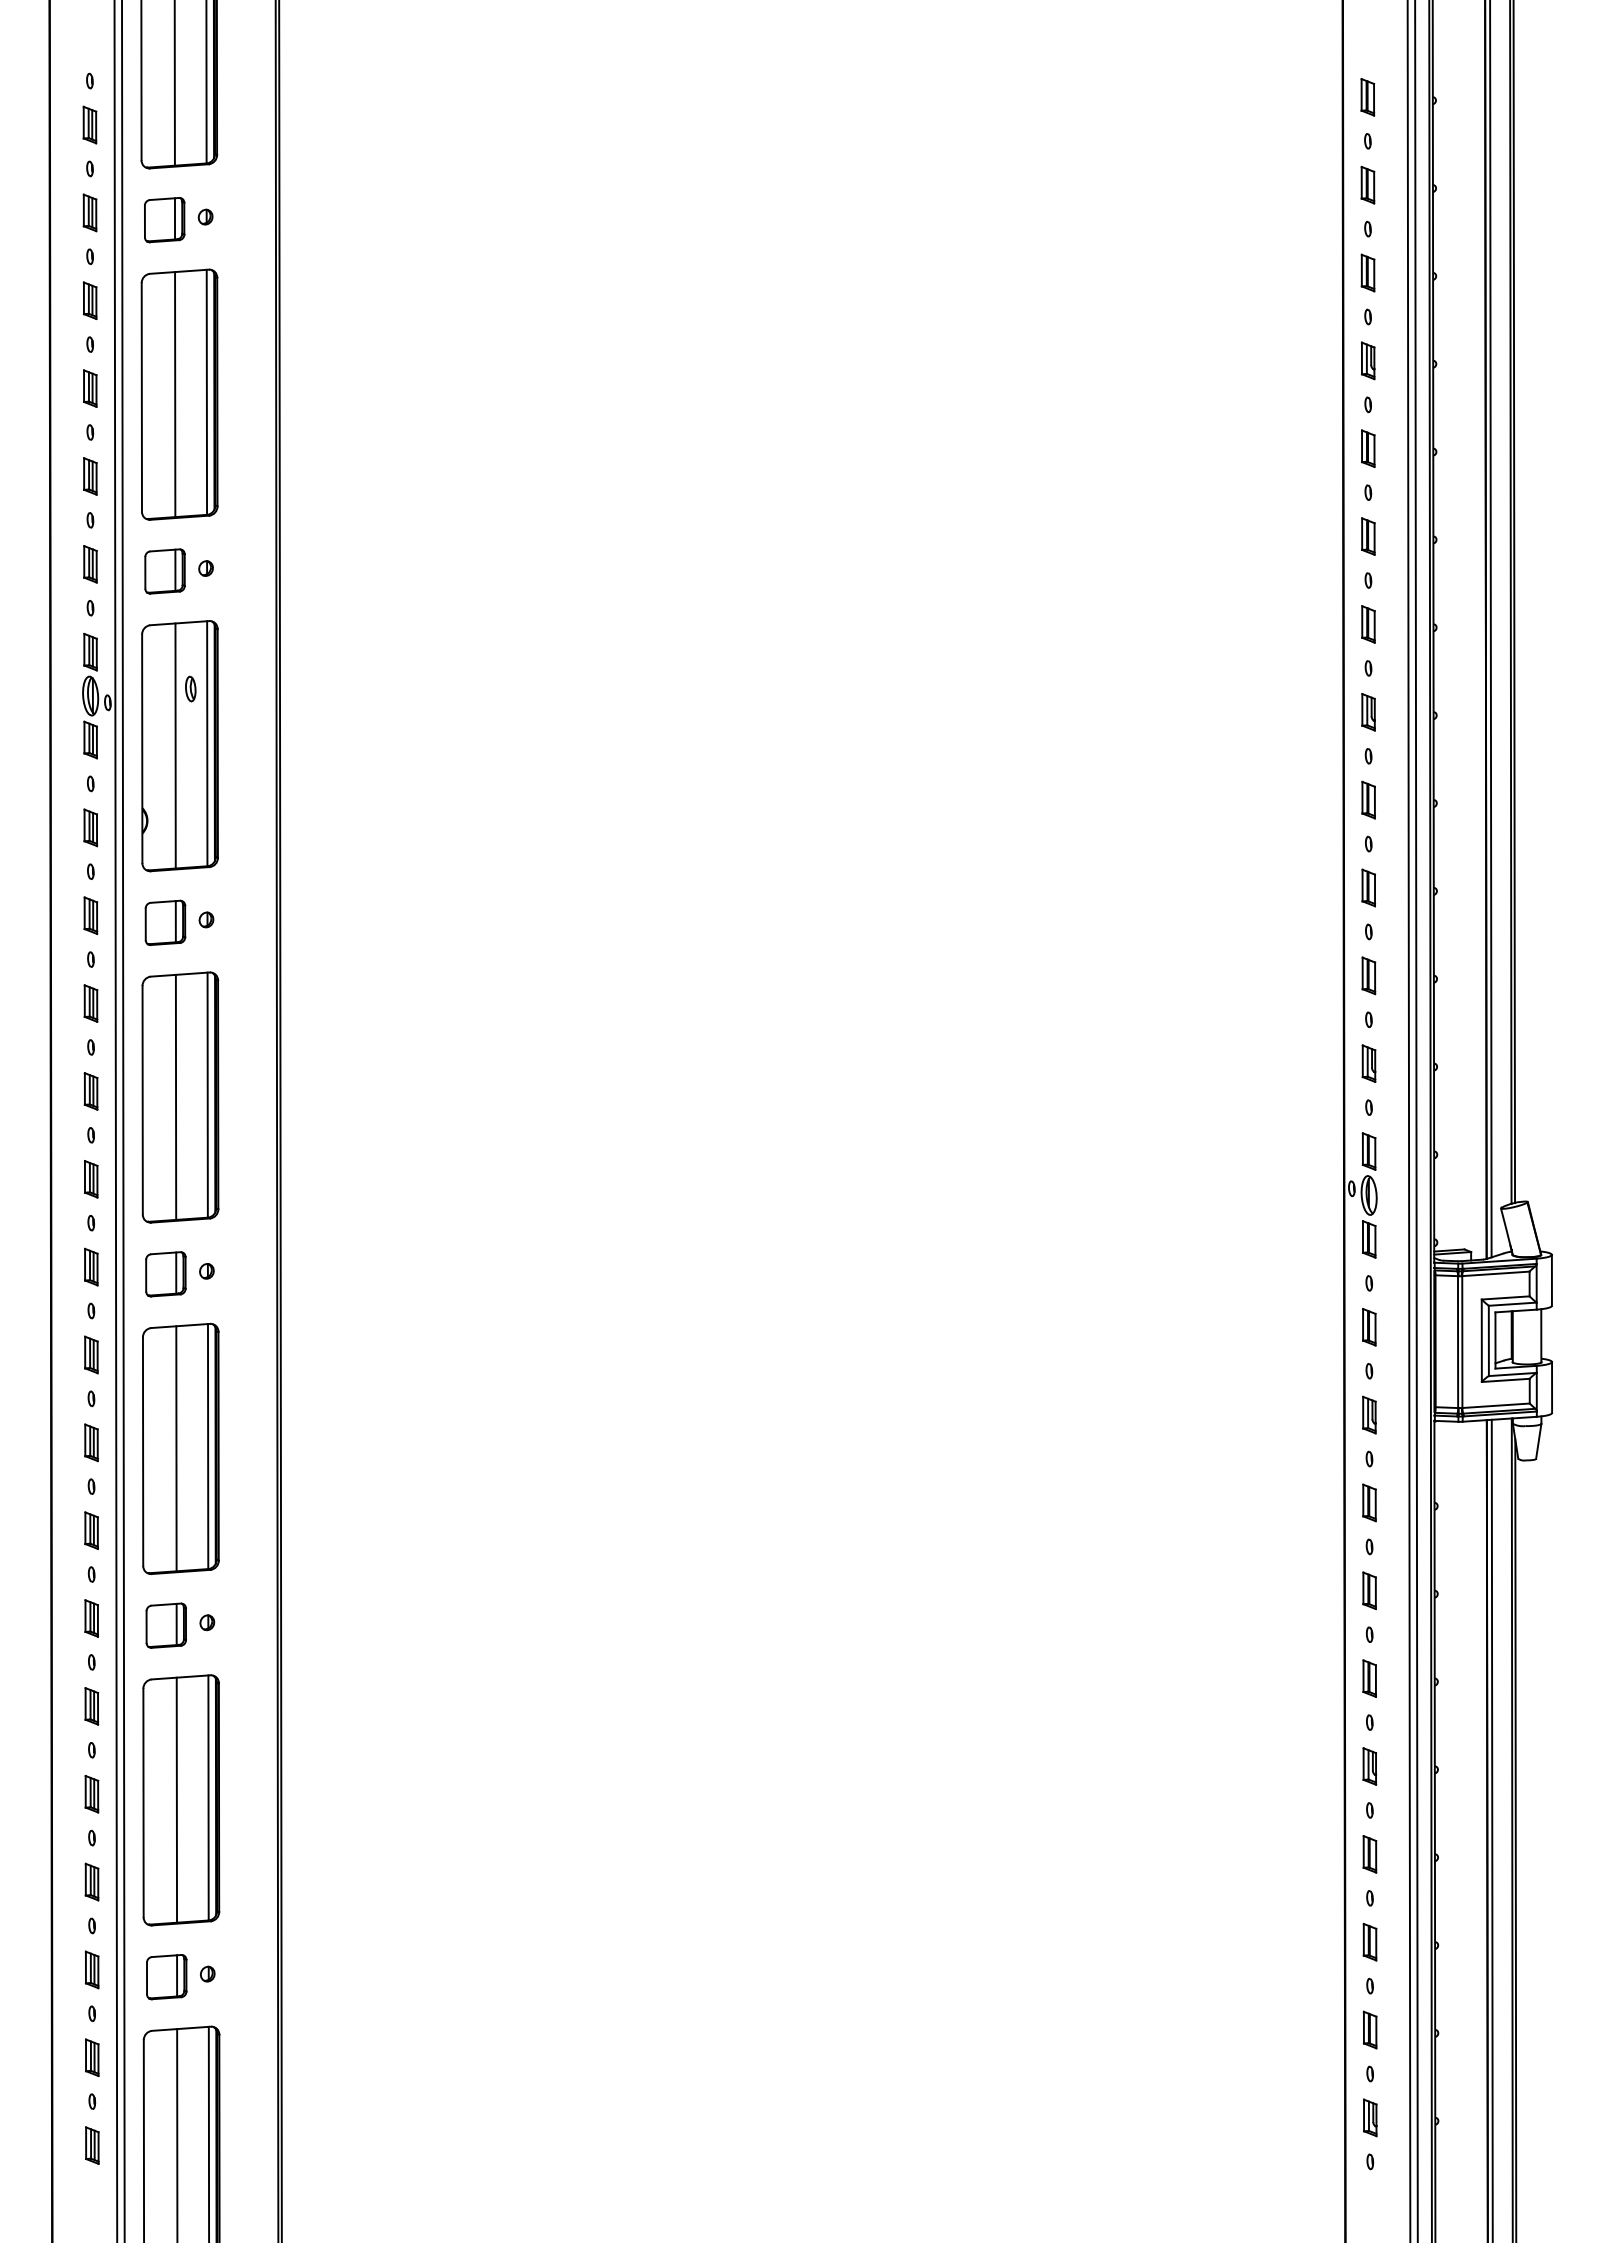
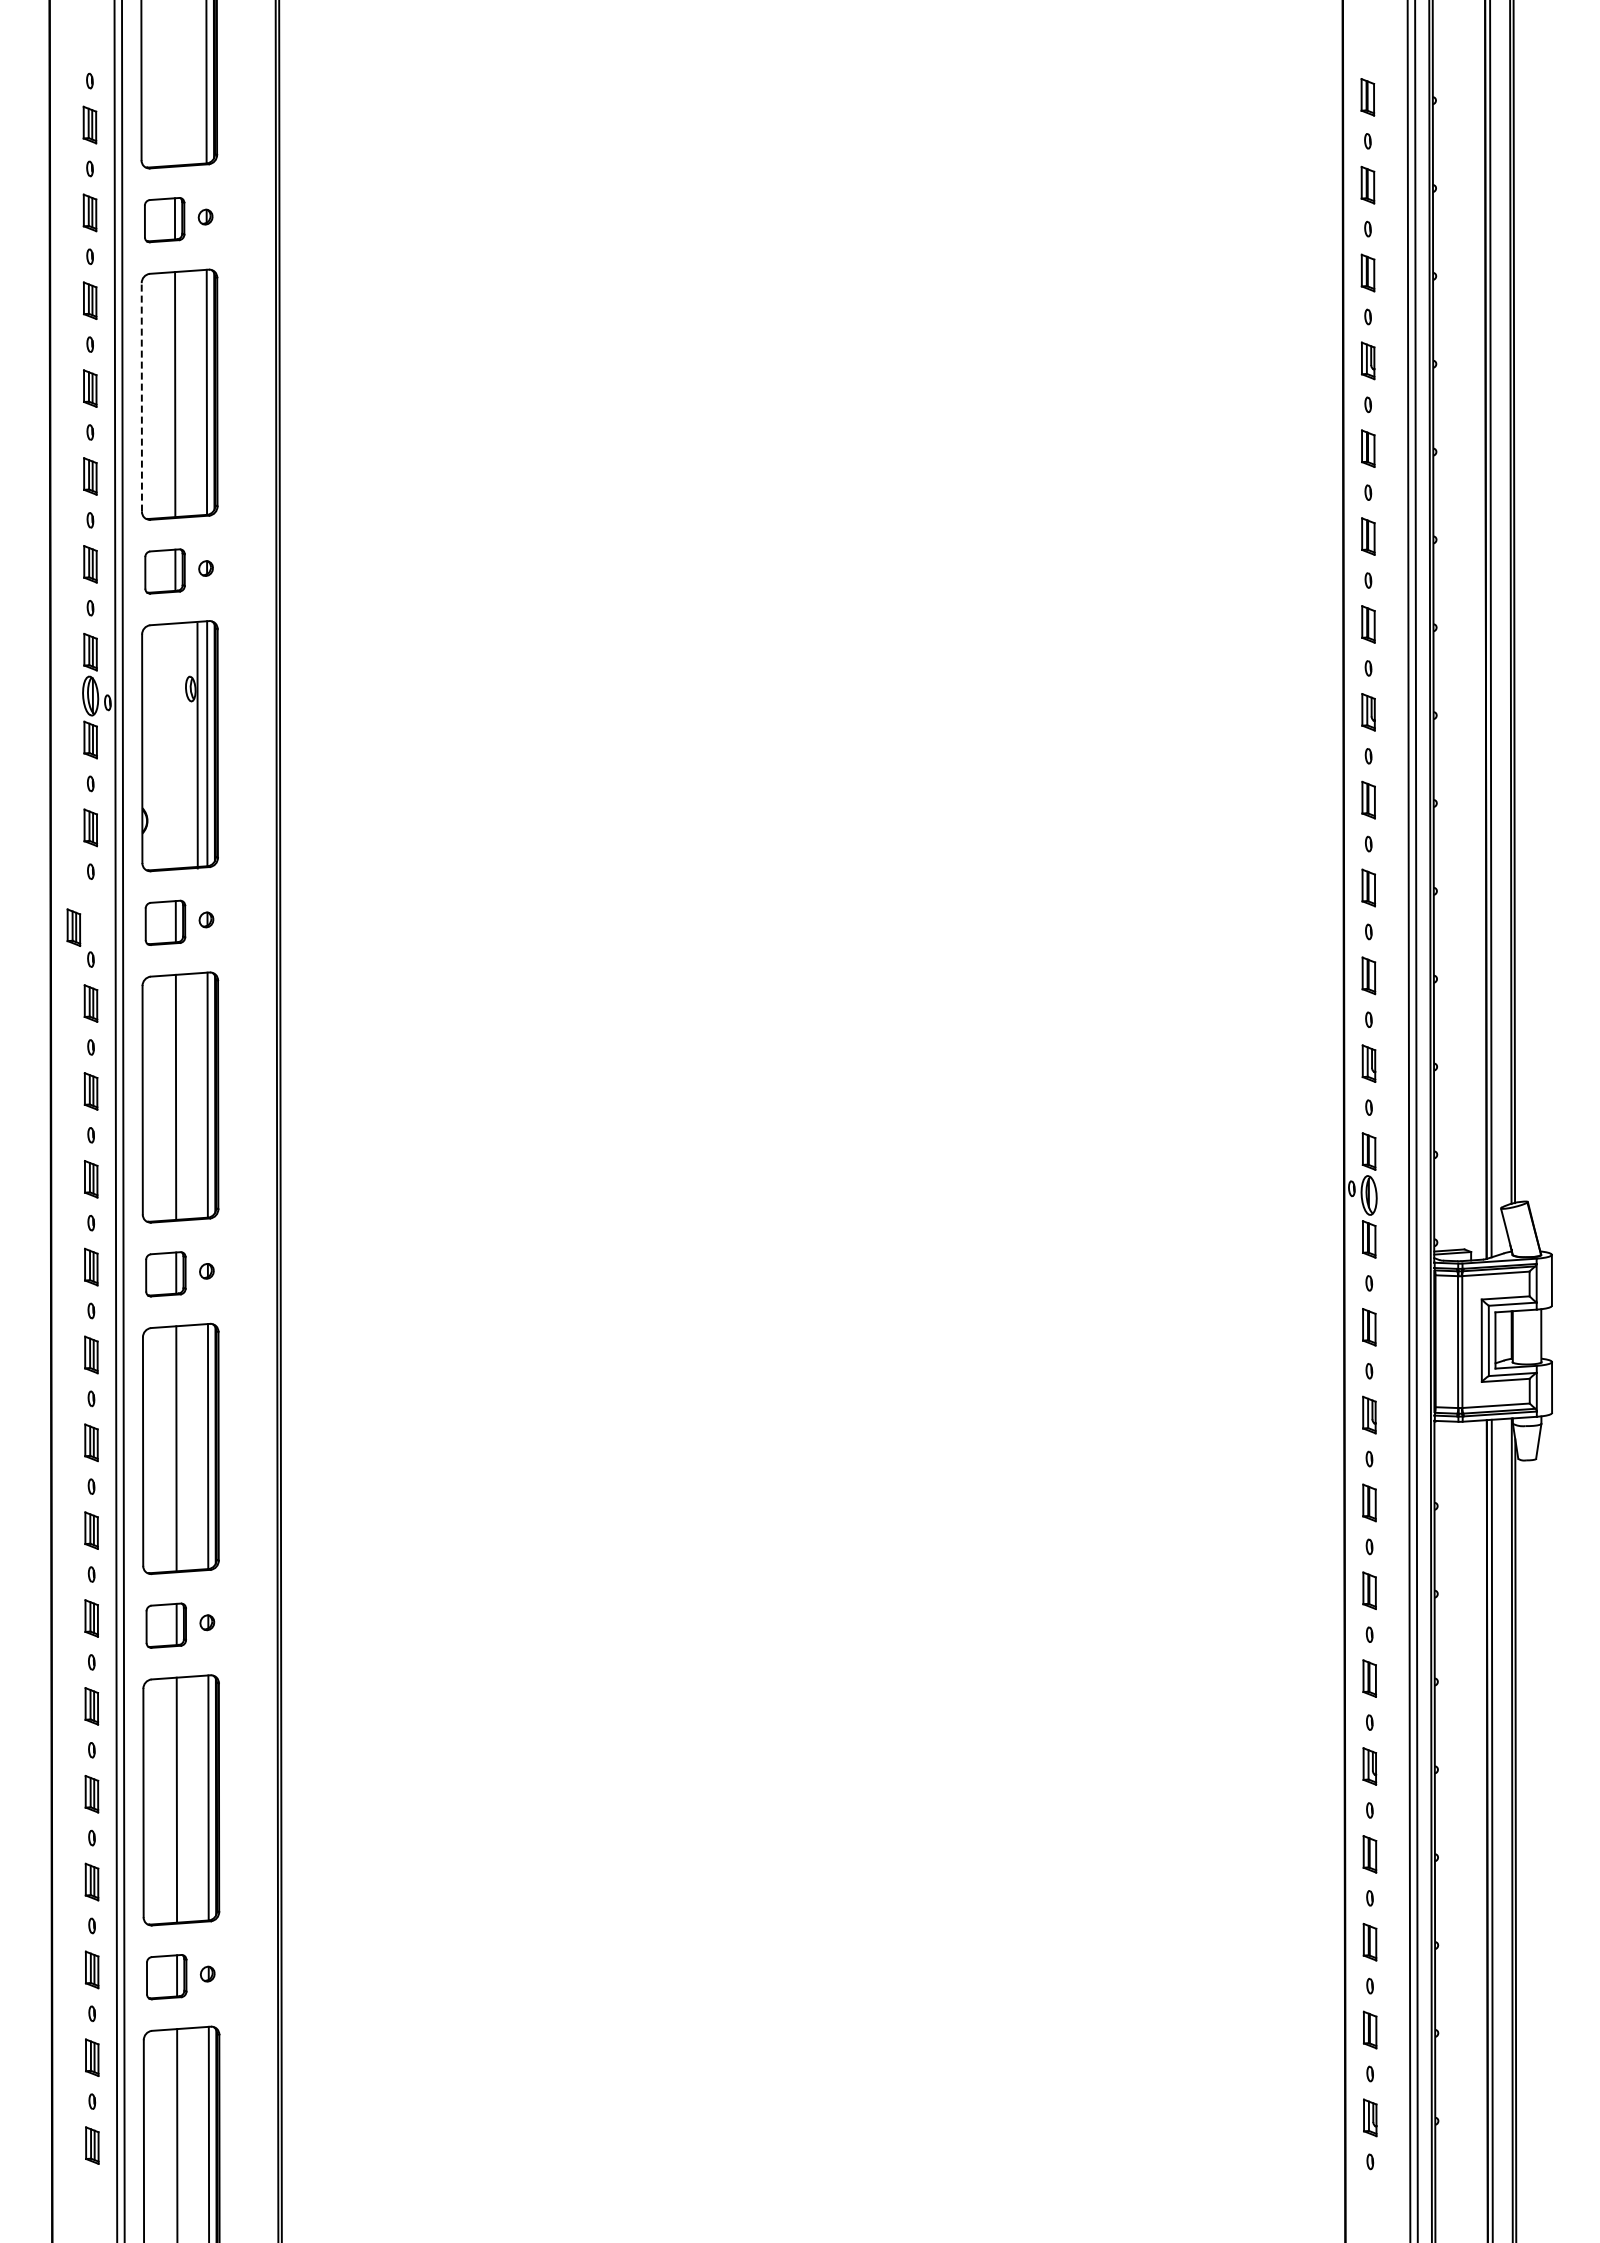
line: present -> none (174, 83)
line: solid -> dashed (141, 396)
line position: (175, 745) -> (197, 745) (197, 745)
part position: (90, 915) -> (73, 927) (73, 927)
